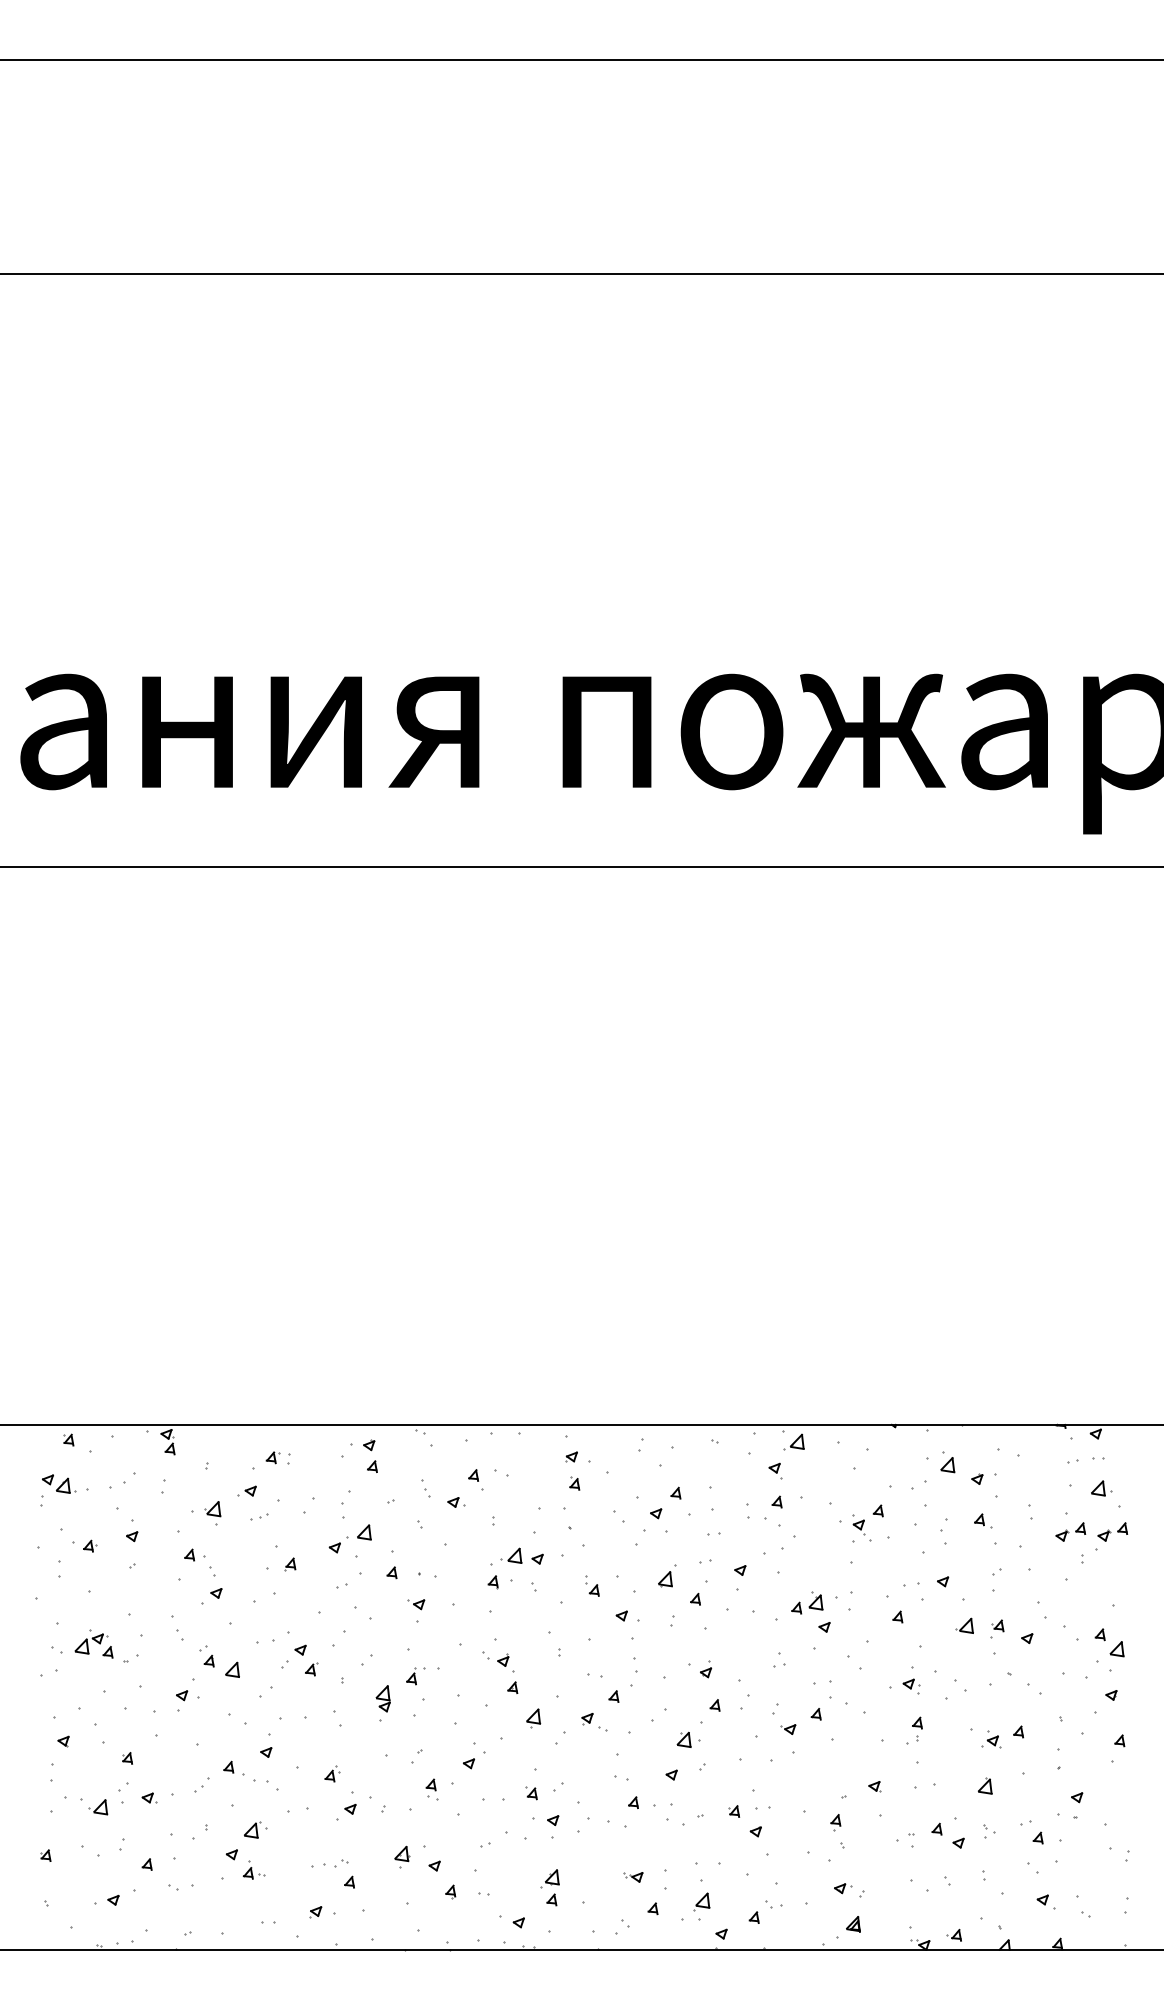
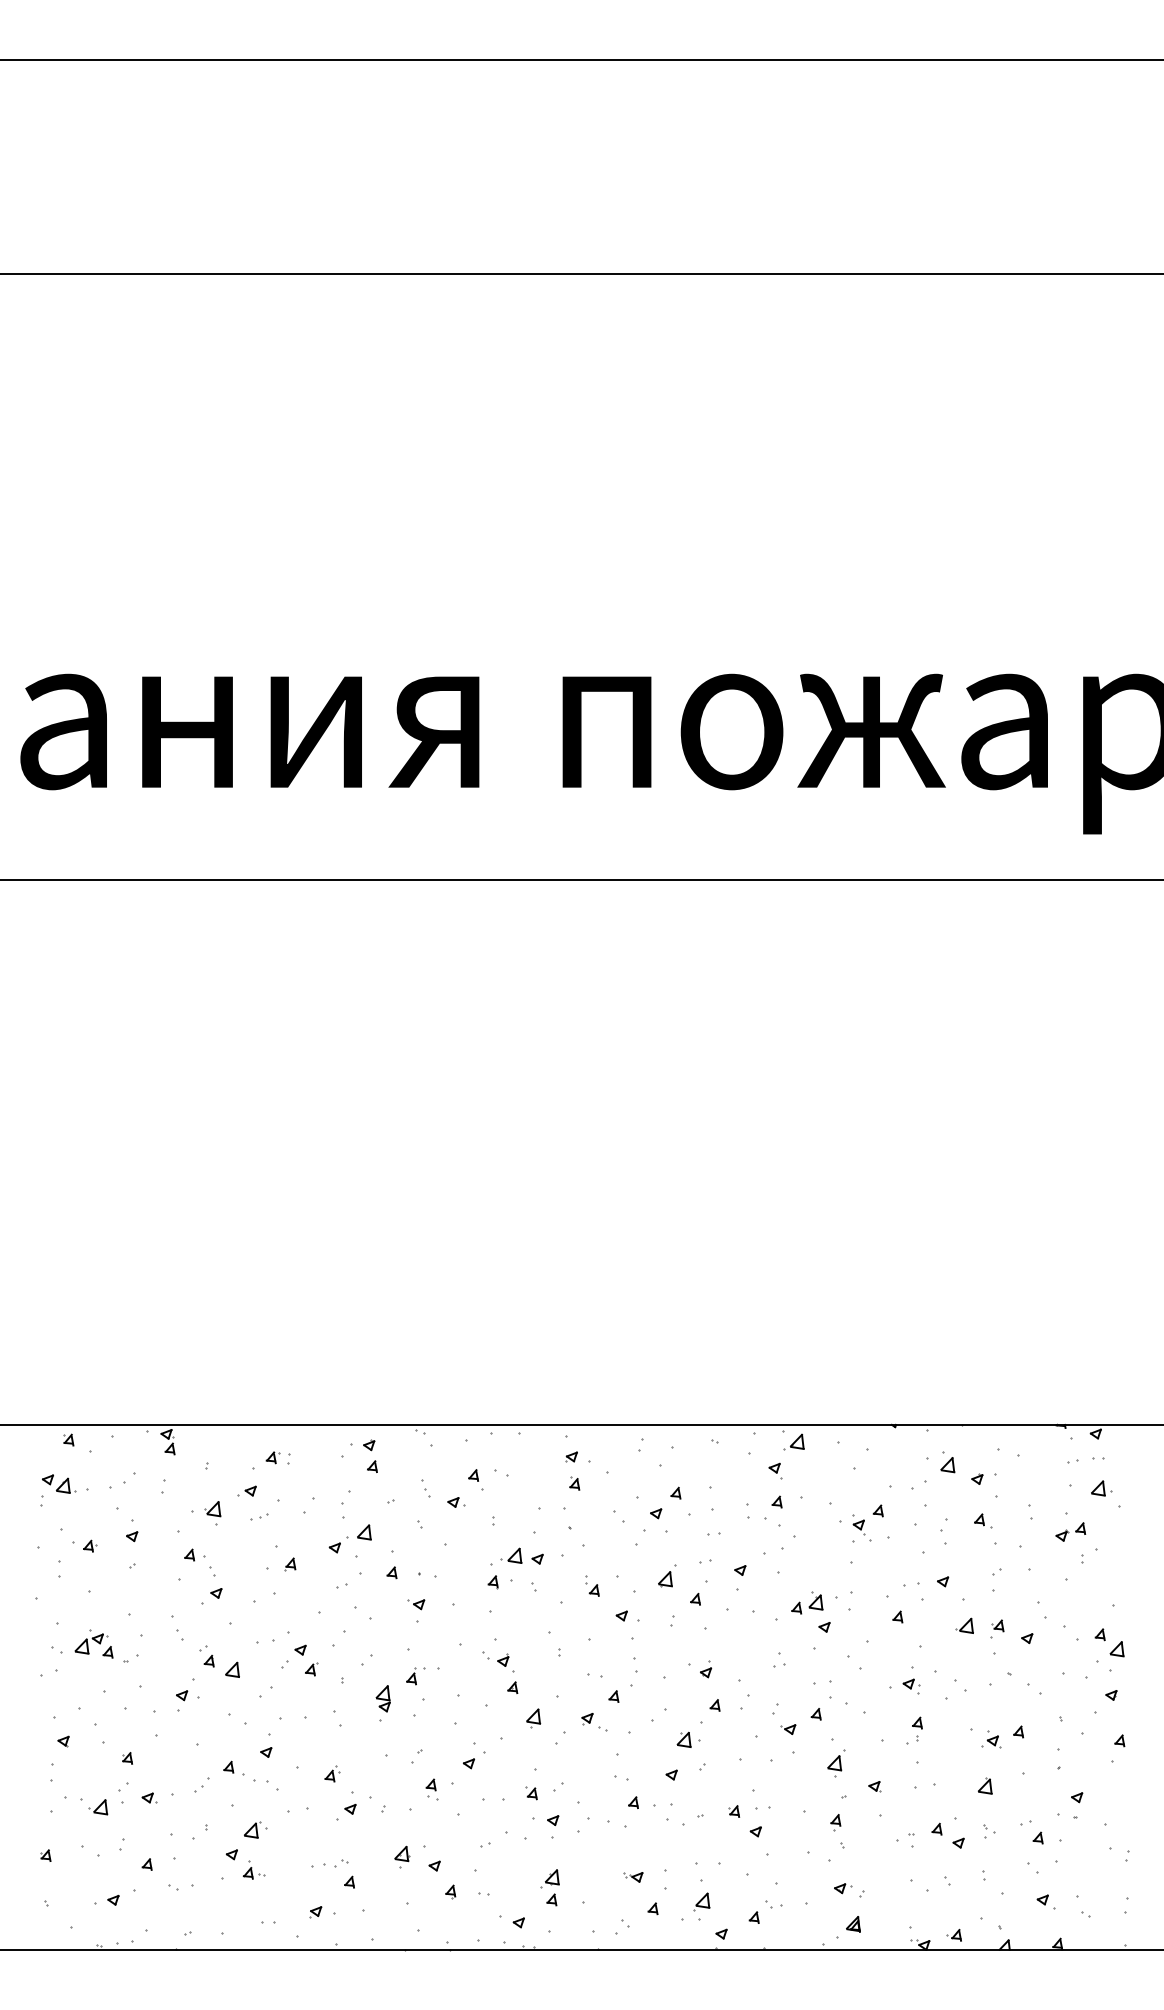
line position: (581, 867) -> (581, 880) (581, 880)
part: present -> none (1112, 1531)
part: none -> present (836, 1763)
